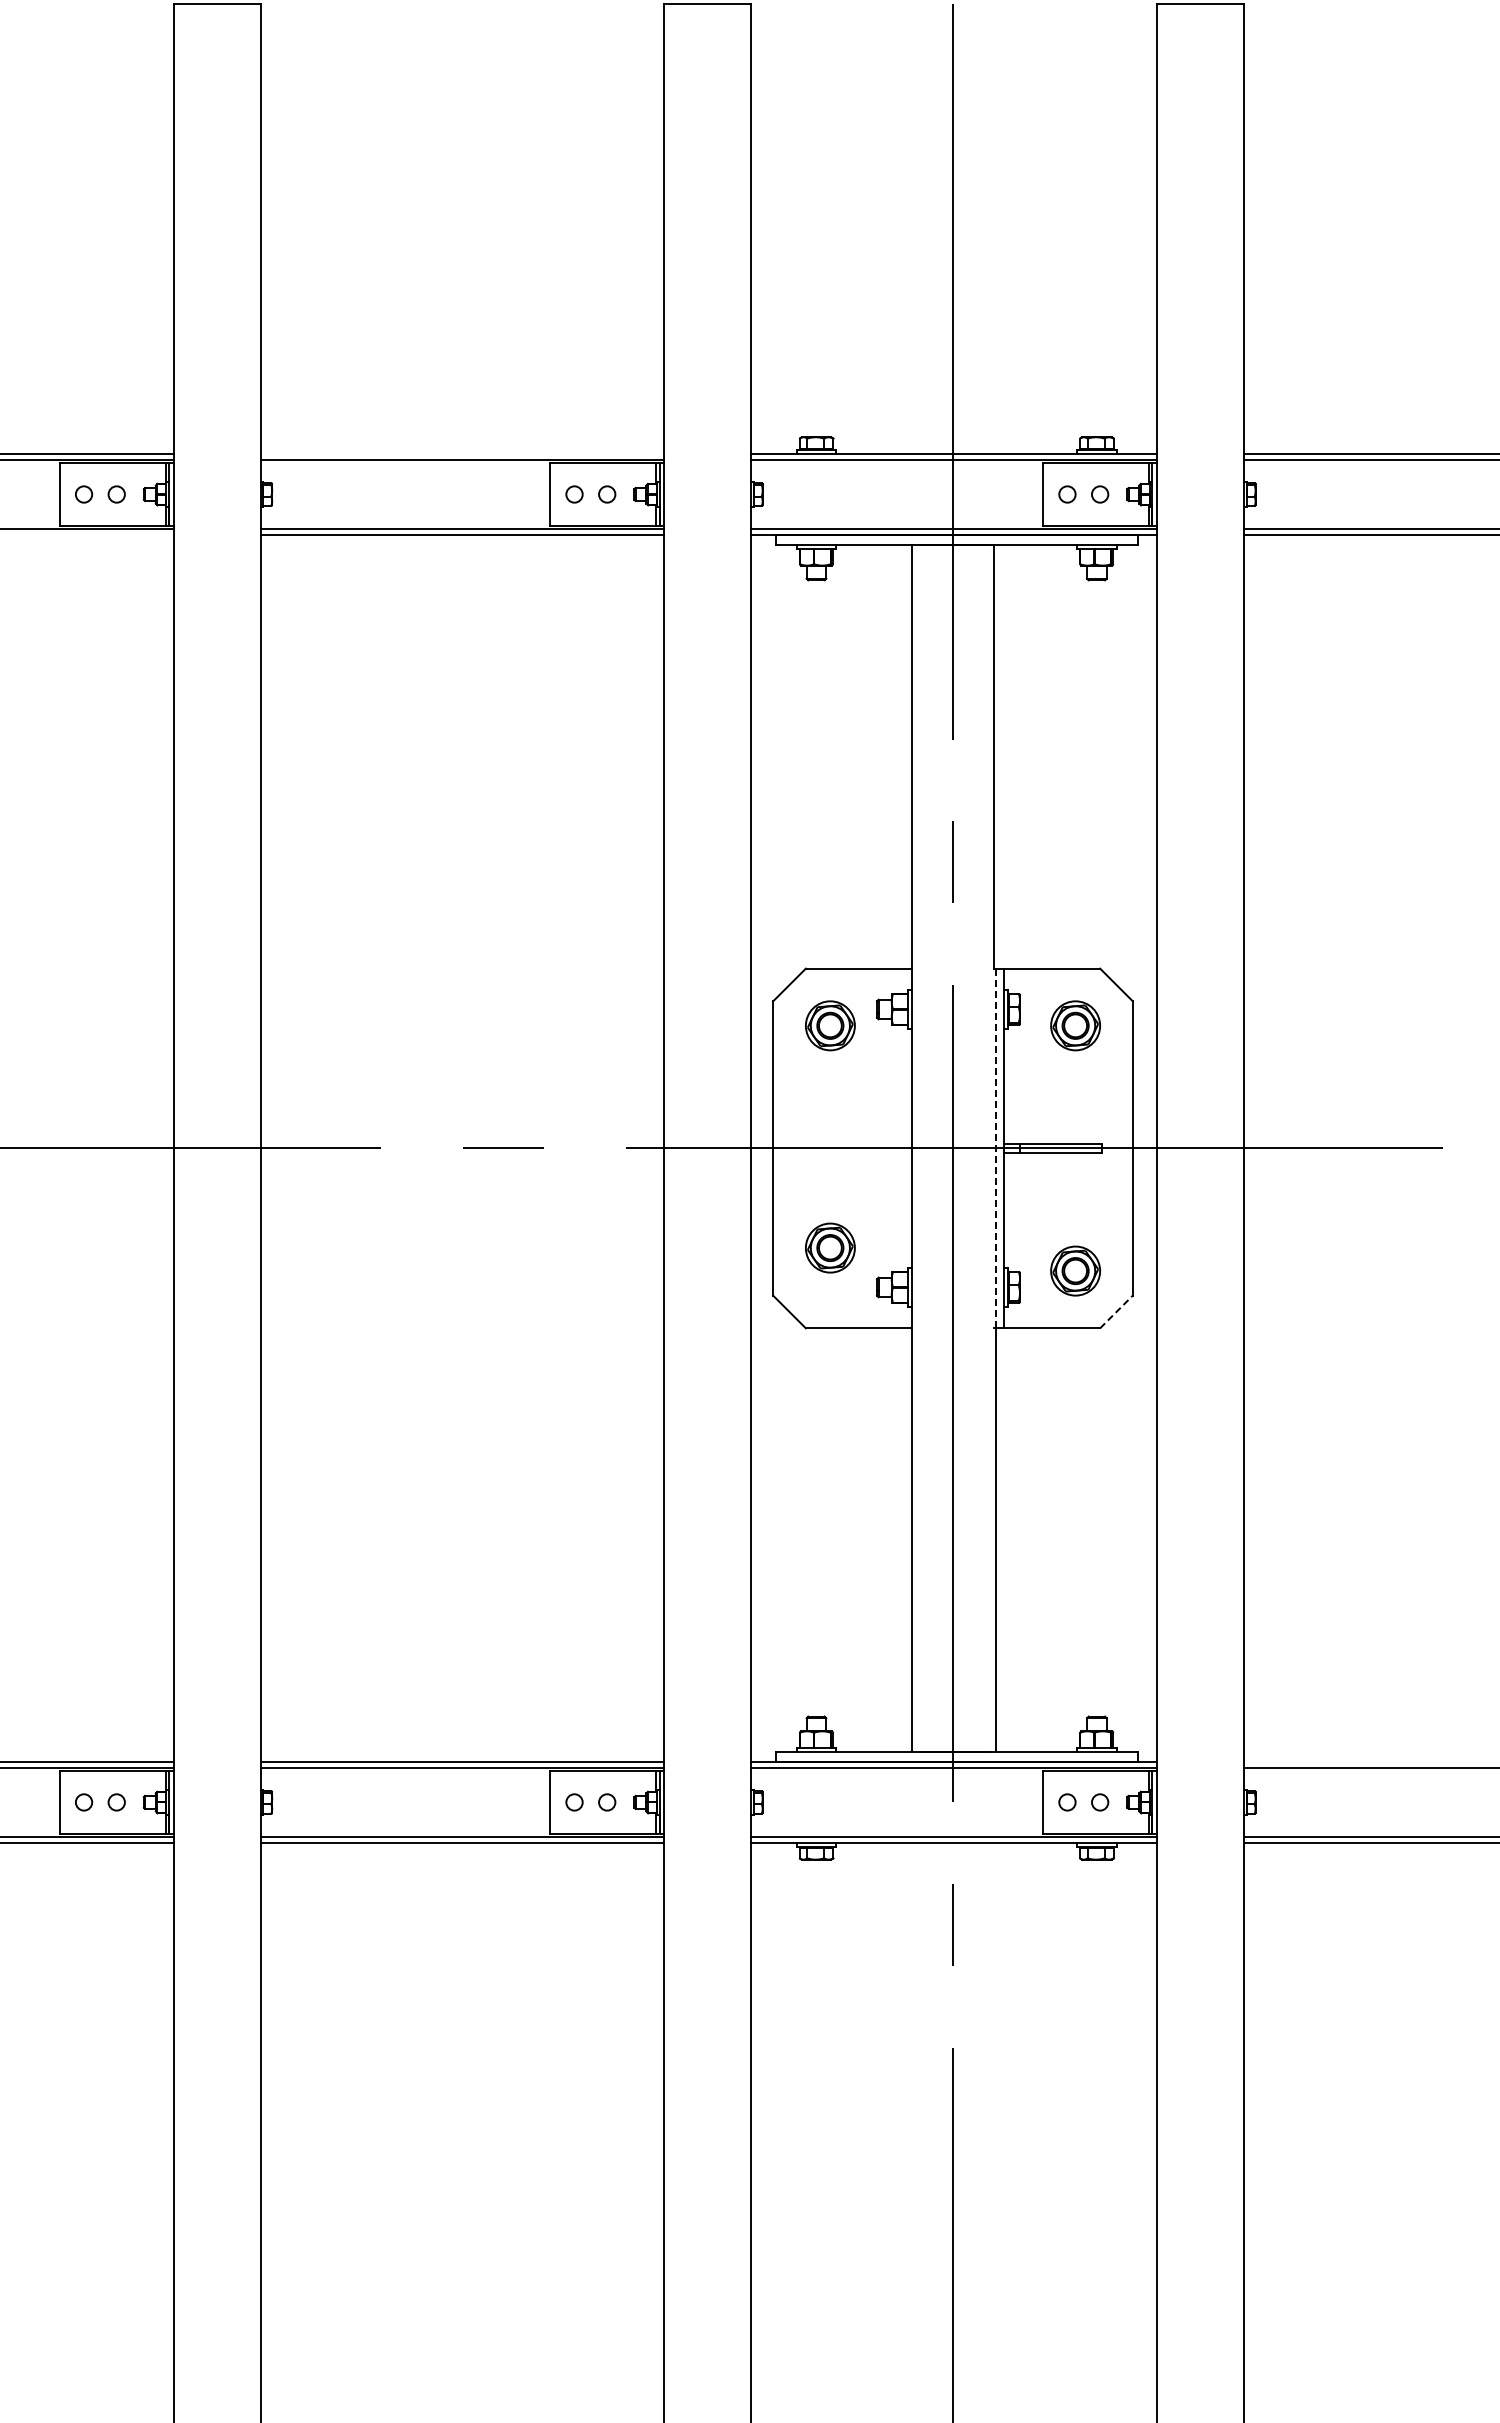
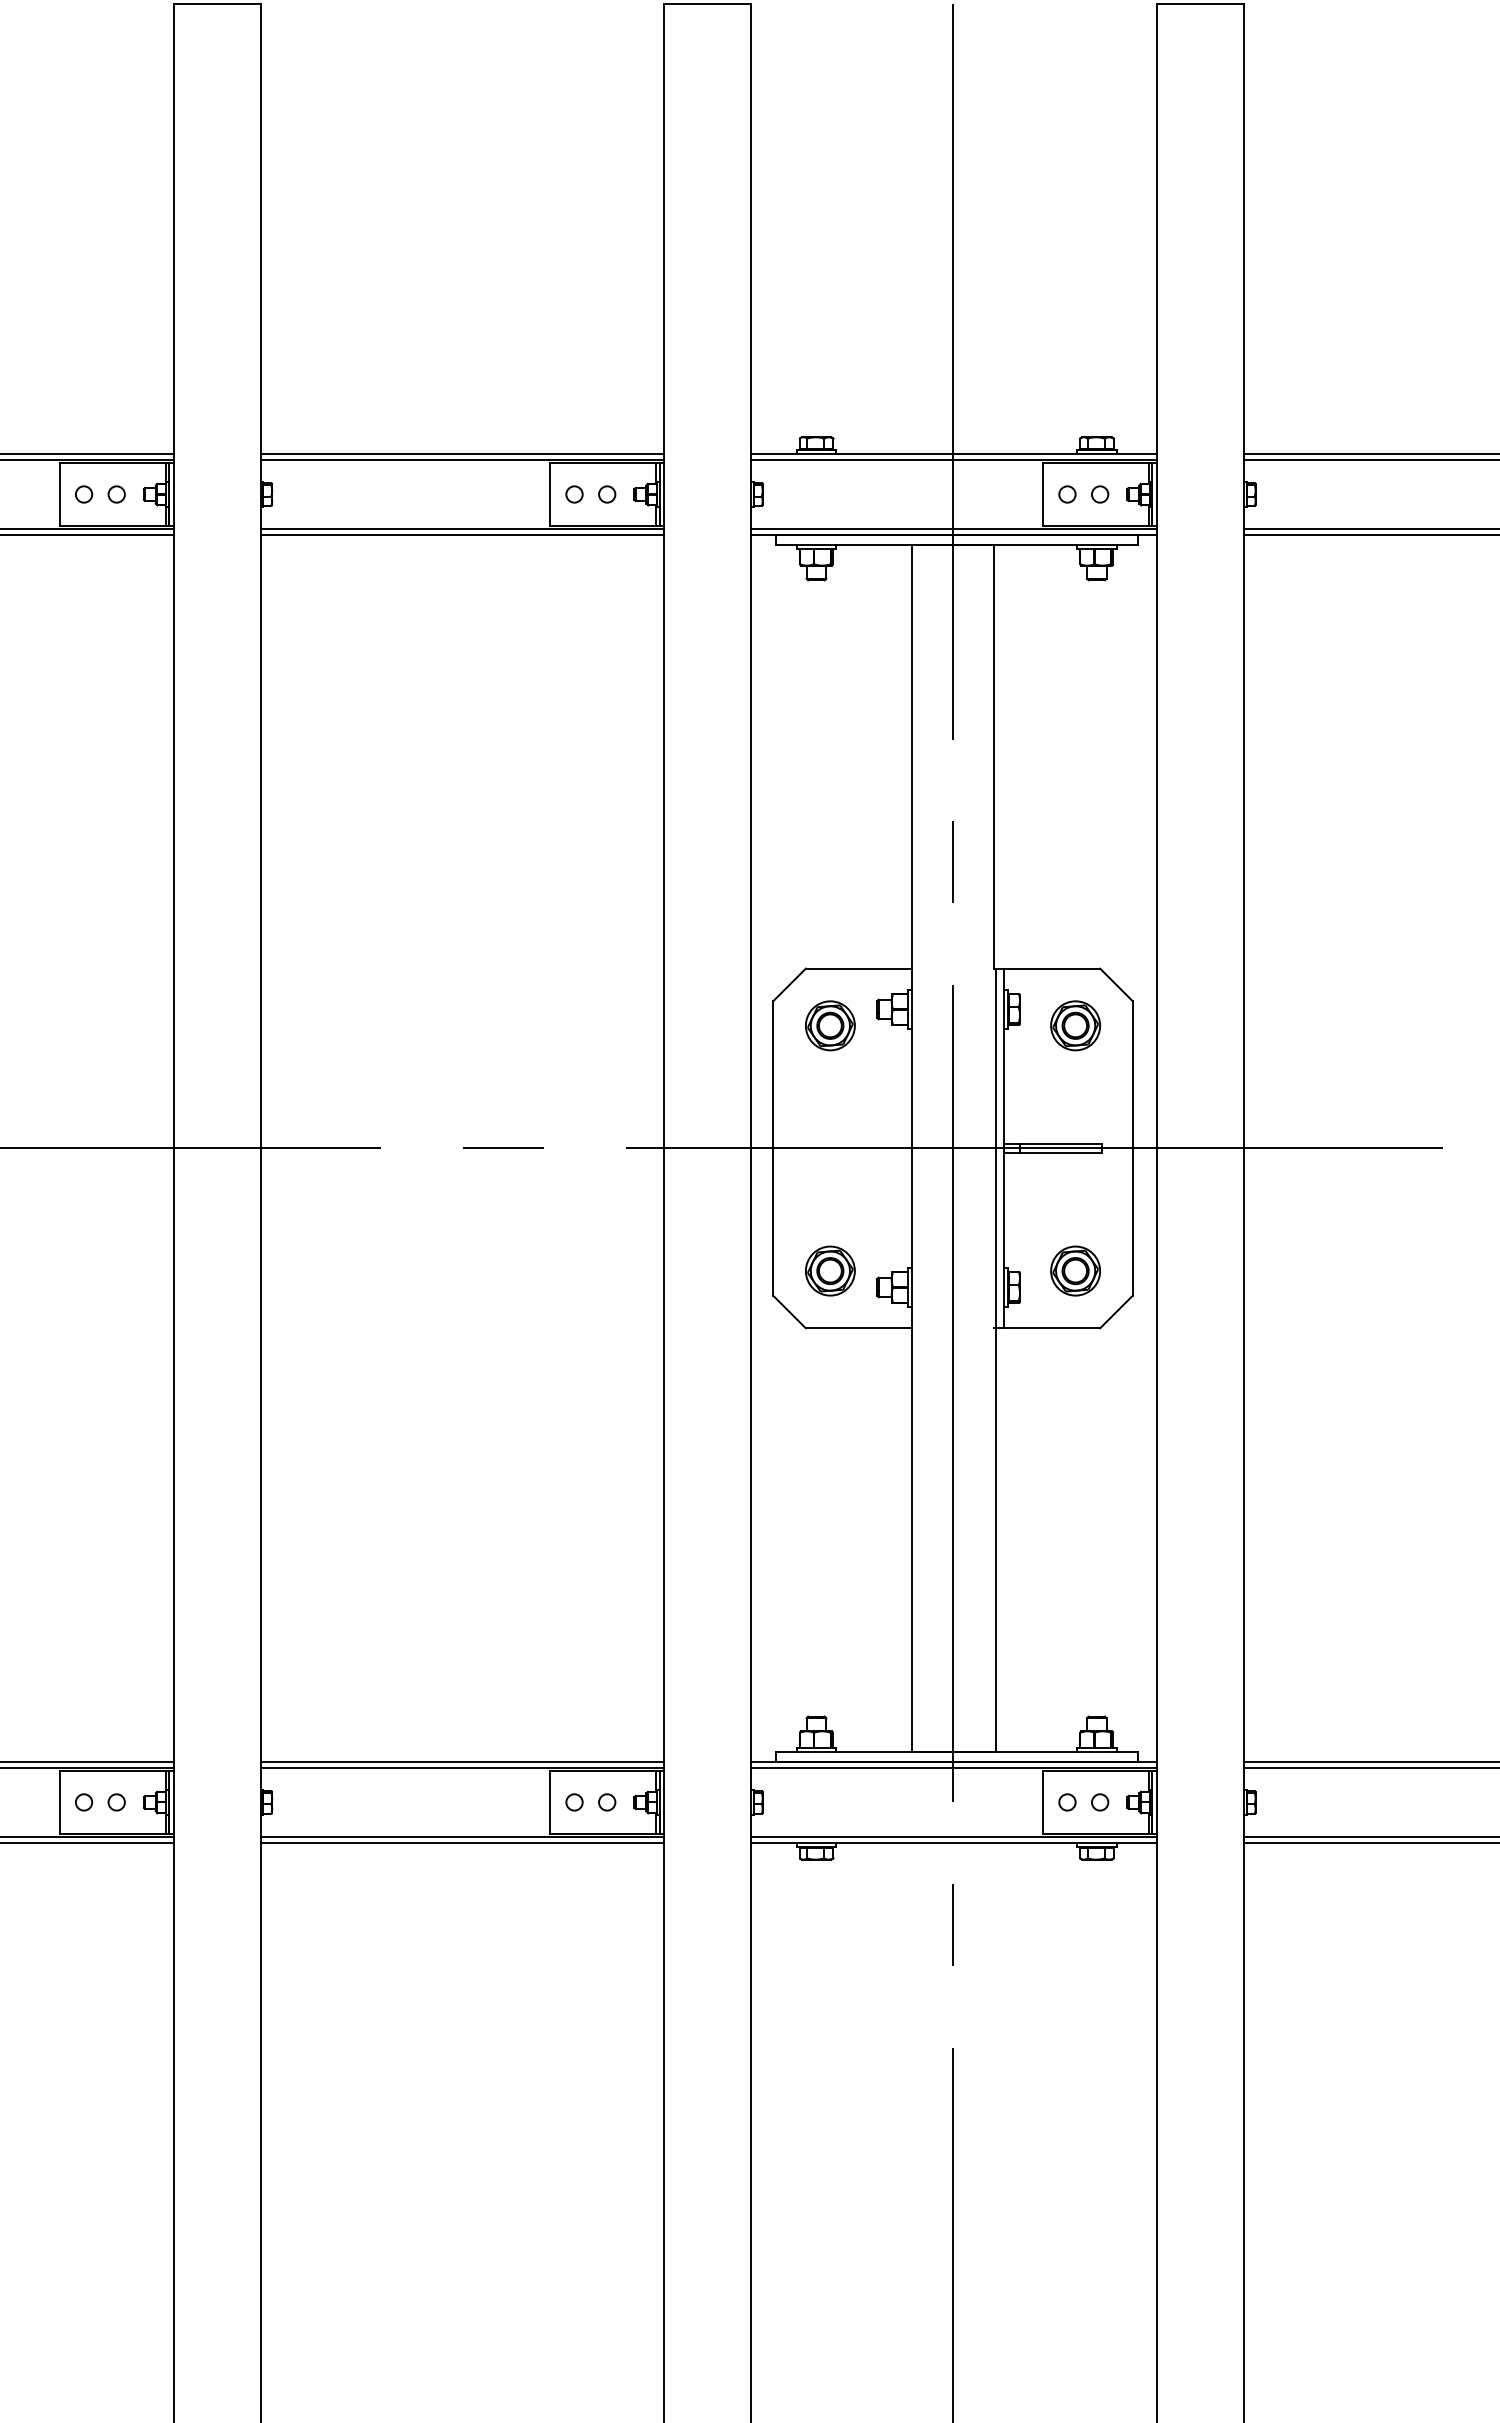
line: none -> present (462, 453)
line: none -> present (87, 535)
line: dashed -> solid (996, 1148)
part position: (830, 1247) -> (830, 1270) (830, 1270)
line: dashed -> solid (1116, 1311)
line: none -> present (1370, 1761)
